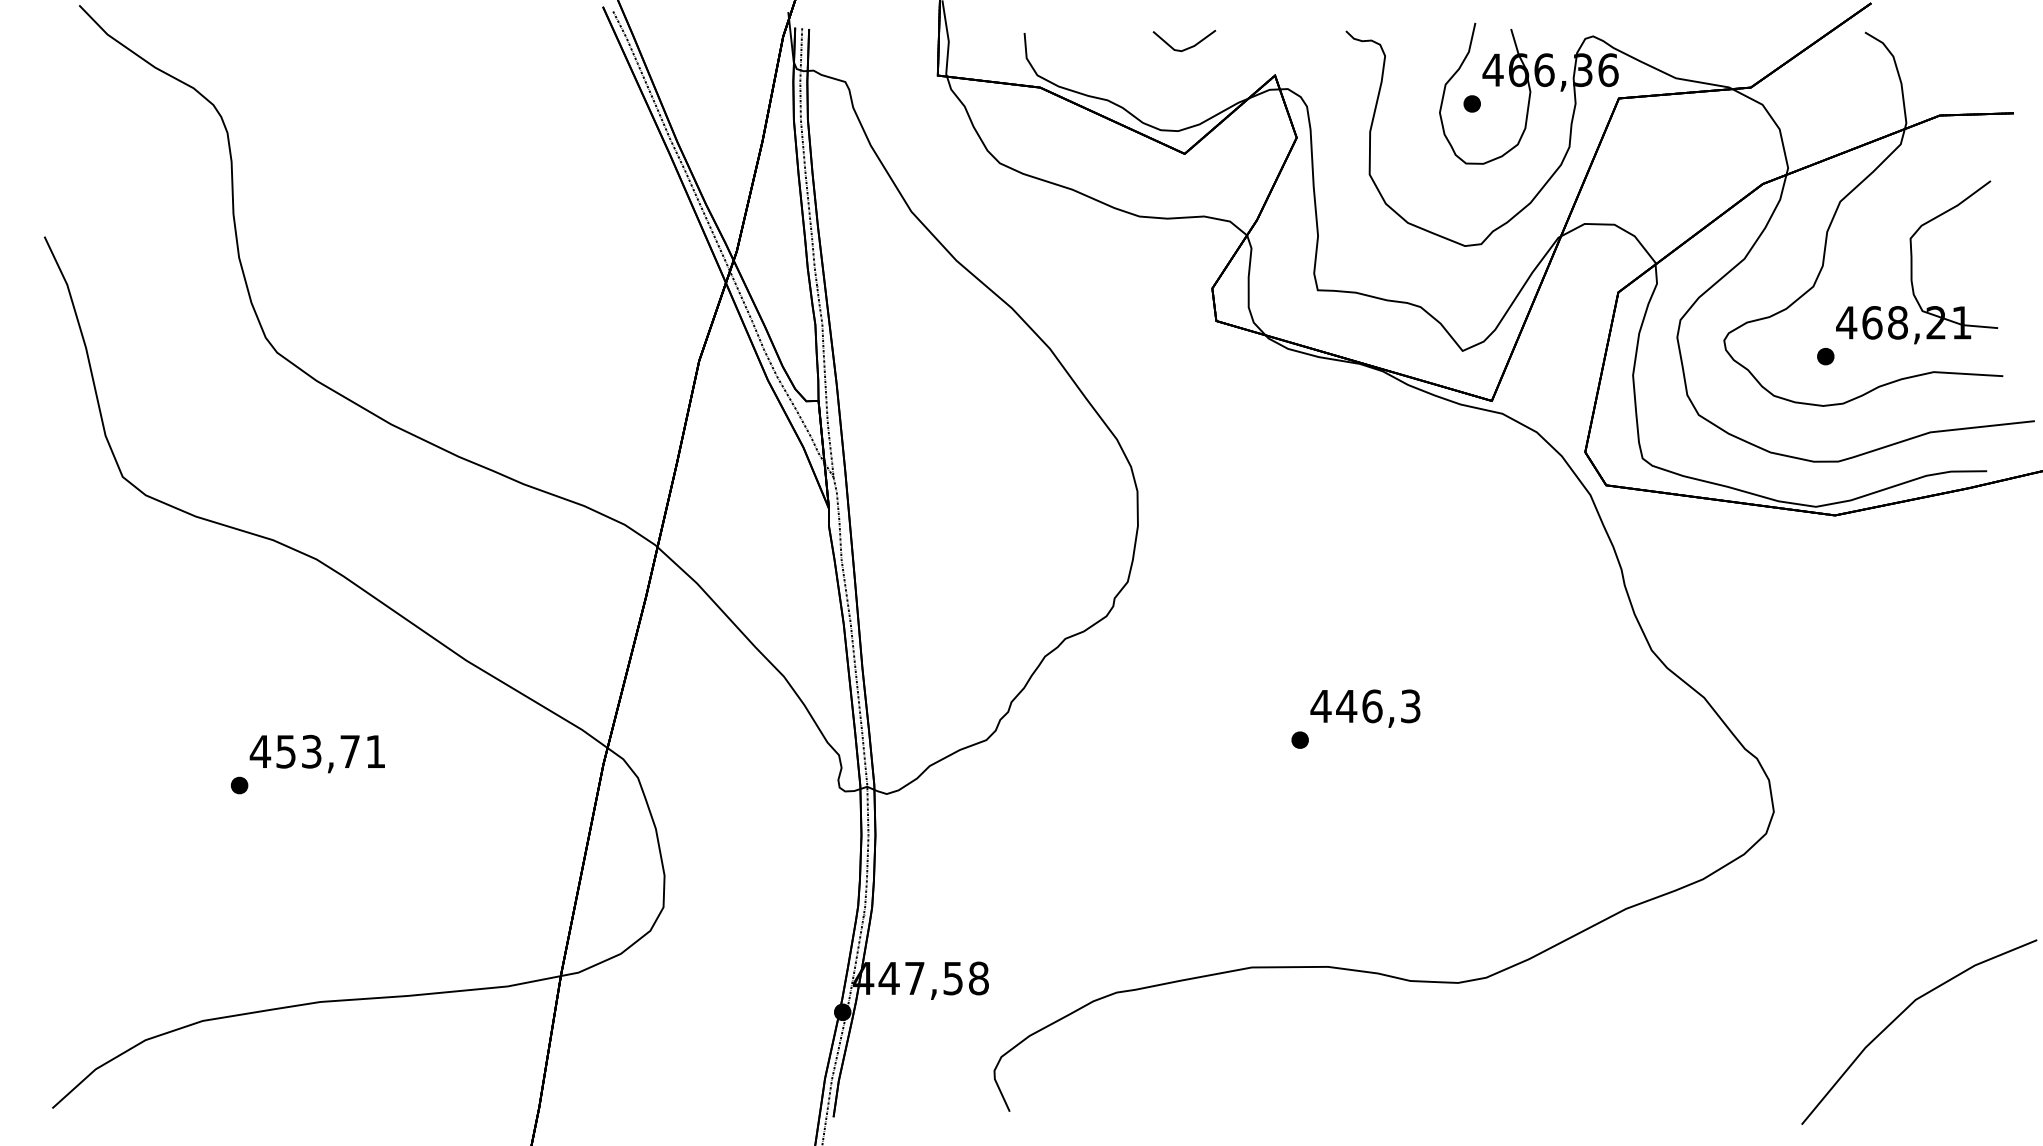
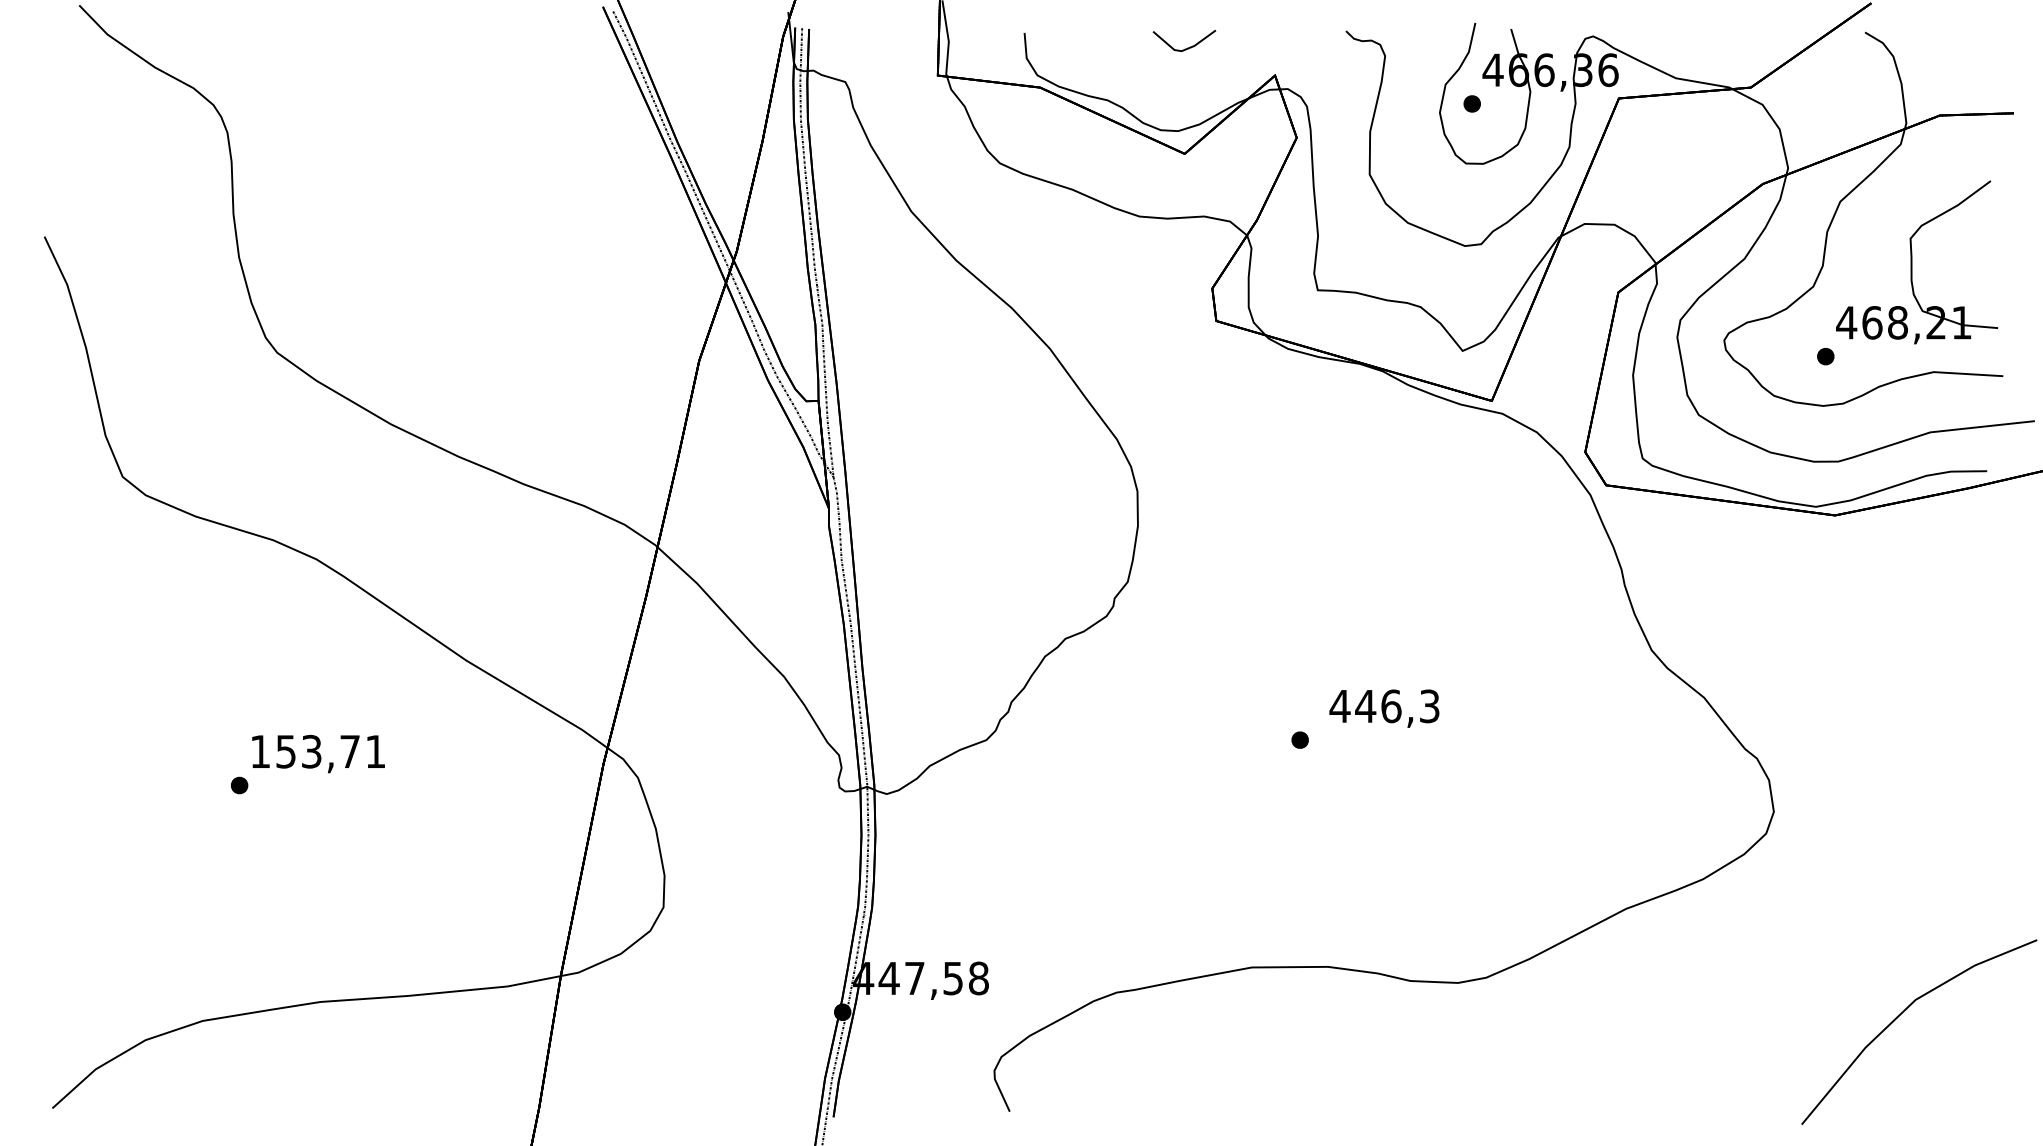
text position: (1365, 708) -> (1384, 708) (1384, 708)
text: 453,71 -> 153,71 (260, 751)
